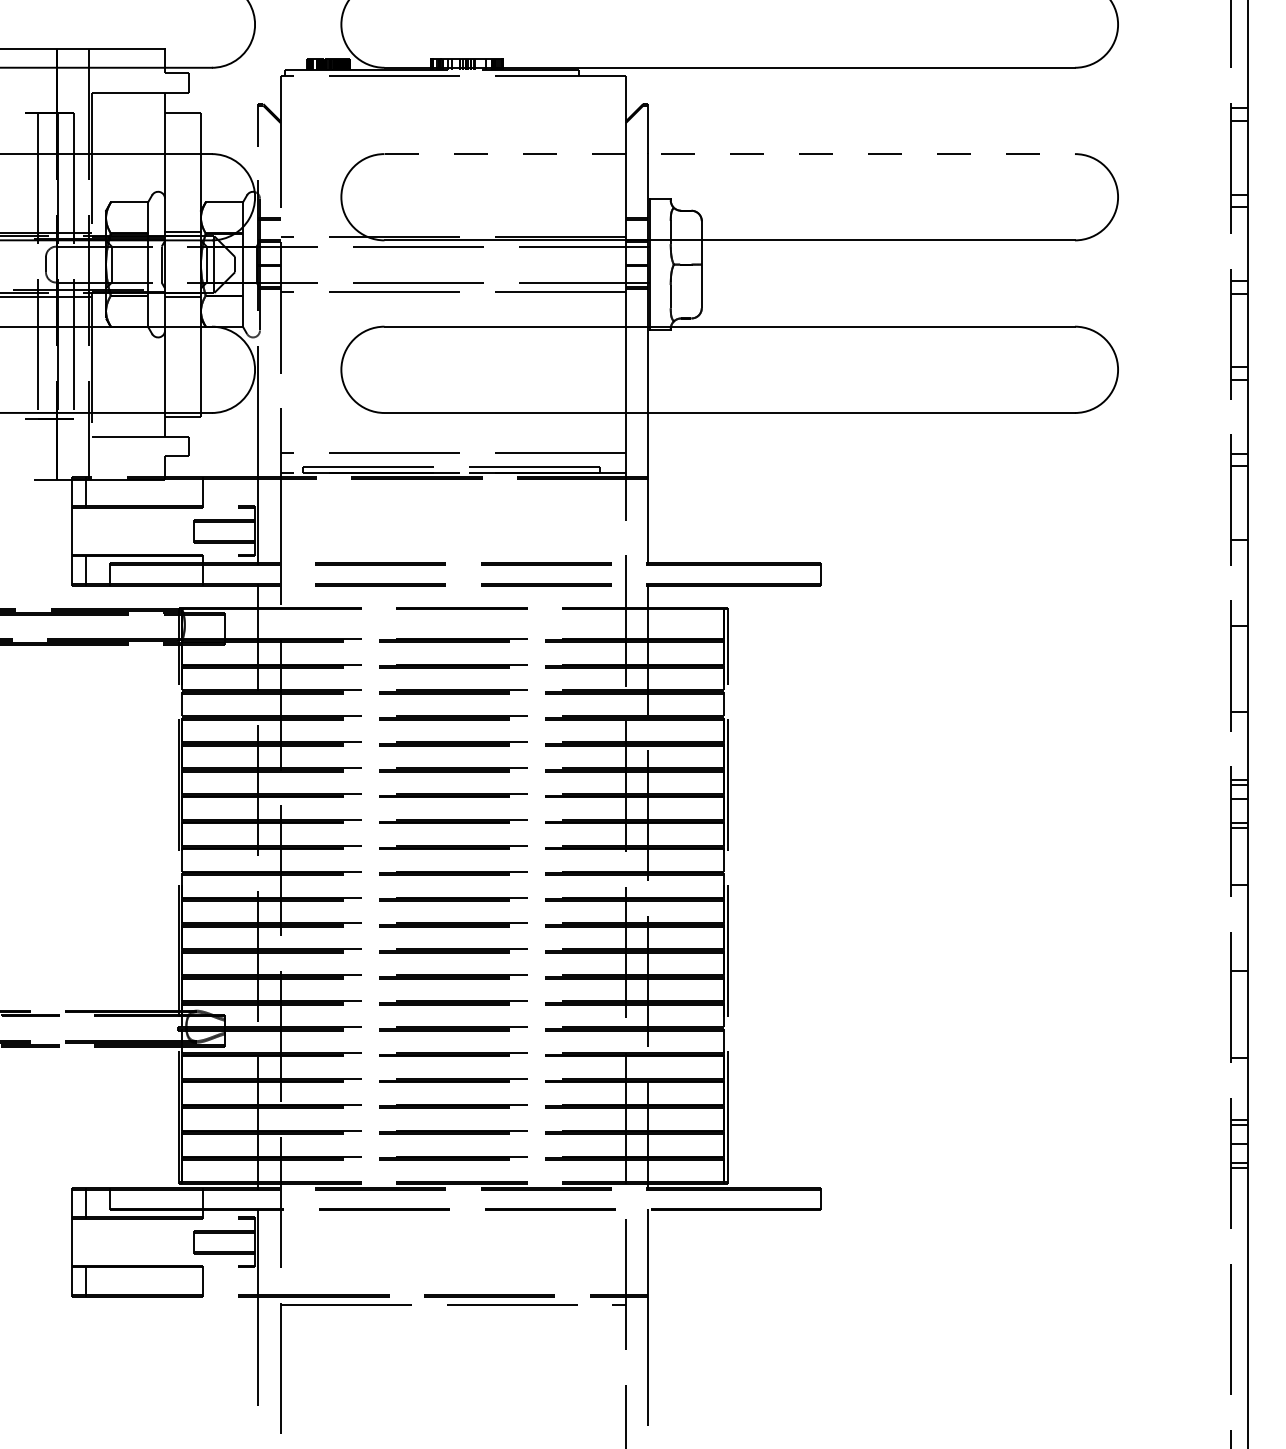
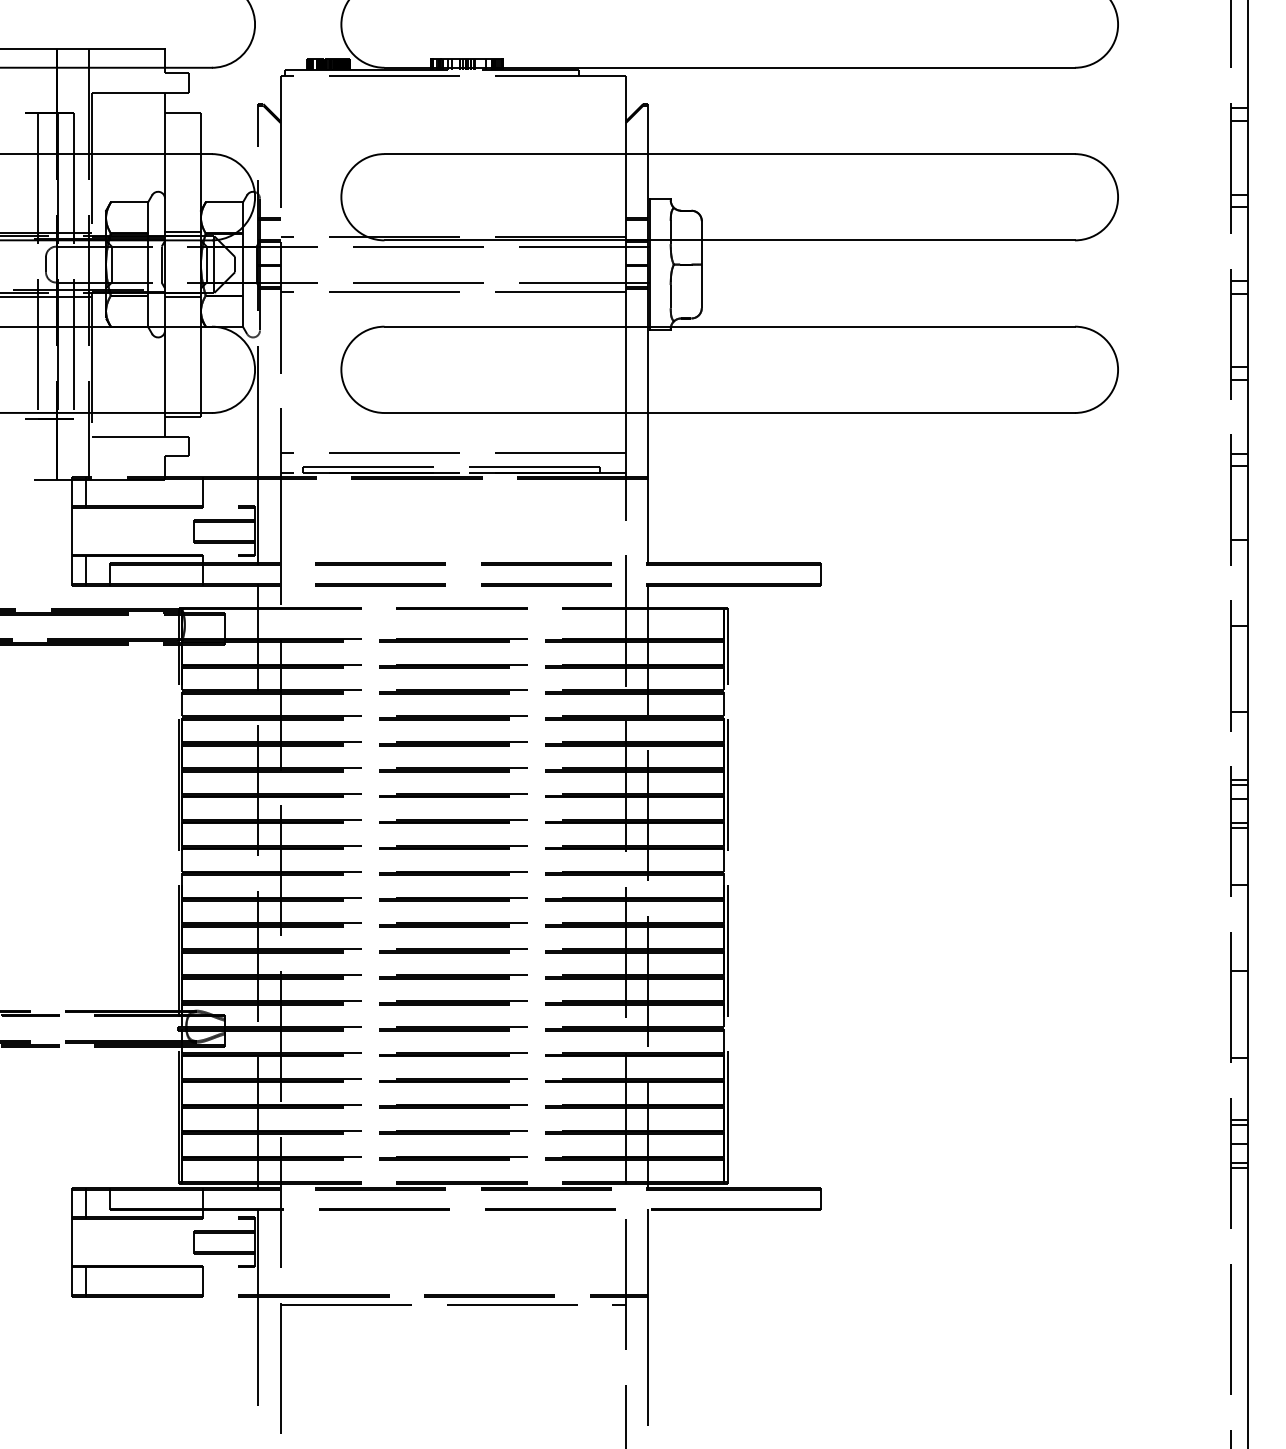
line: dashed -> solid (730, 154)
